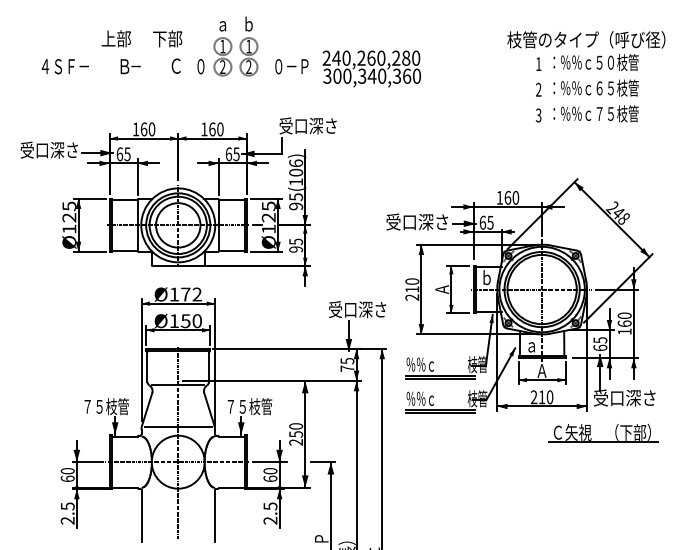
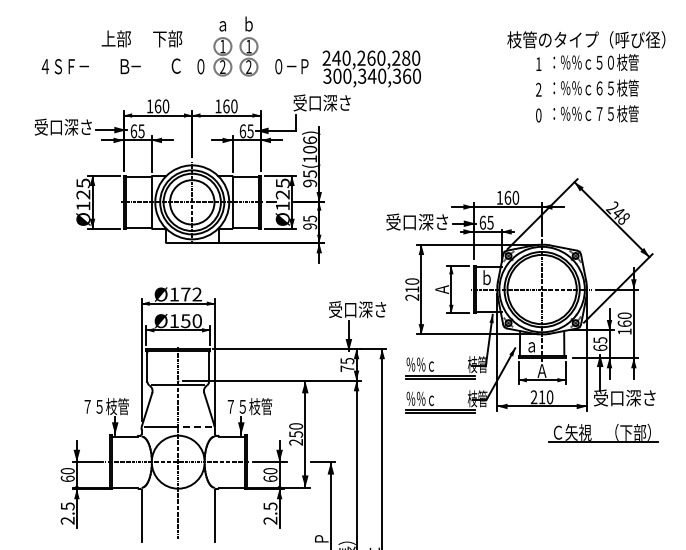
text: 3 -> 0 (538, 115)
part position: (178, 201) -> (192, 178) (192, 178)
line: solid -> dashed (194, 426)
